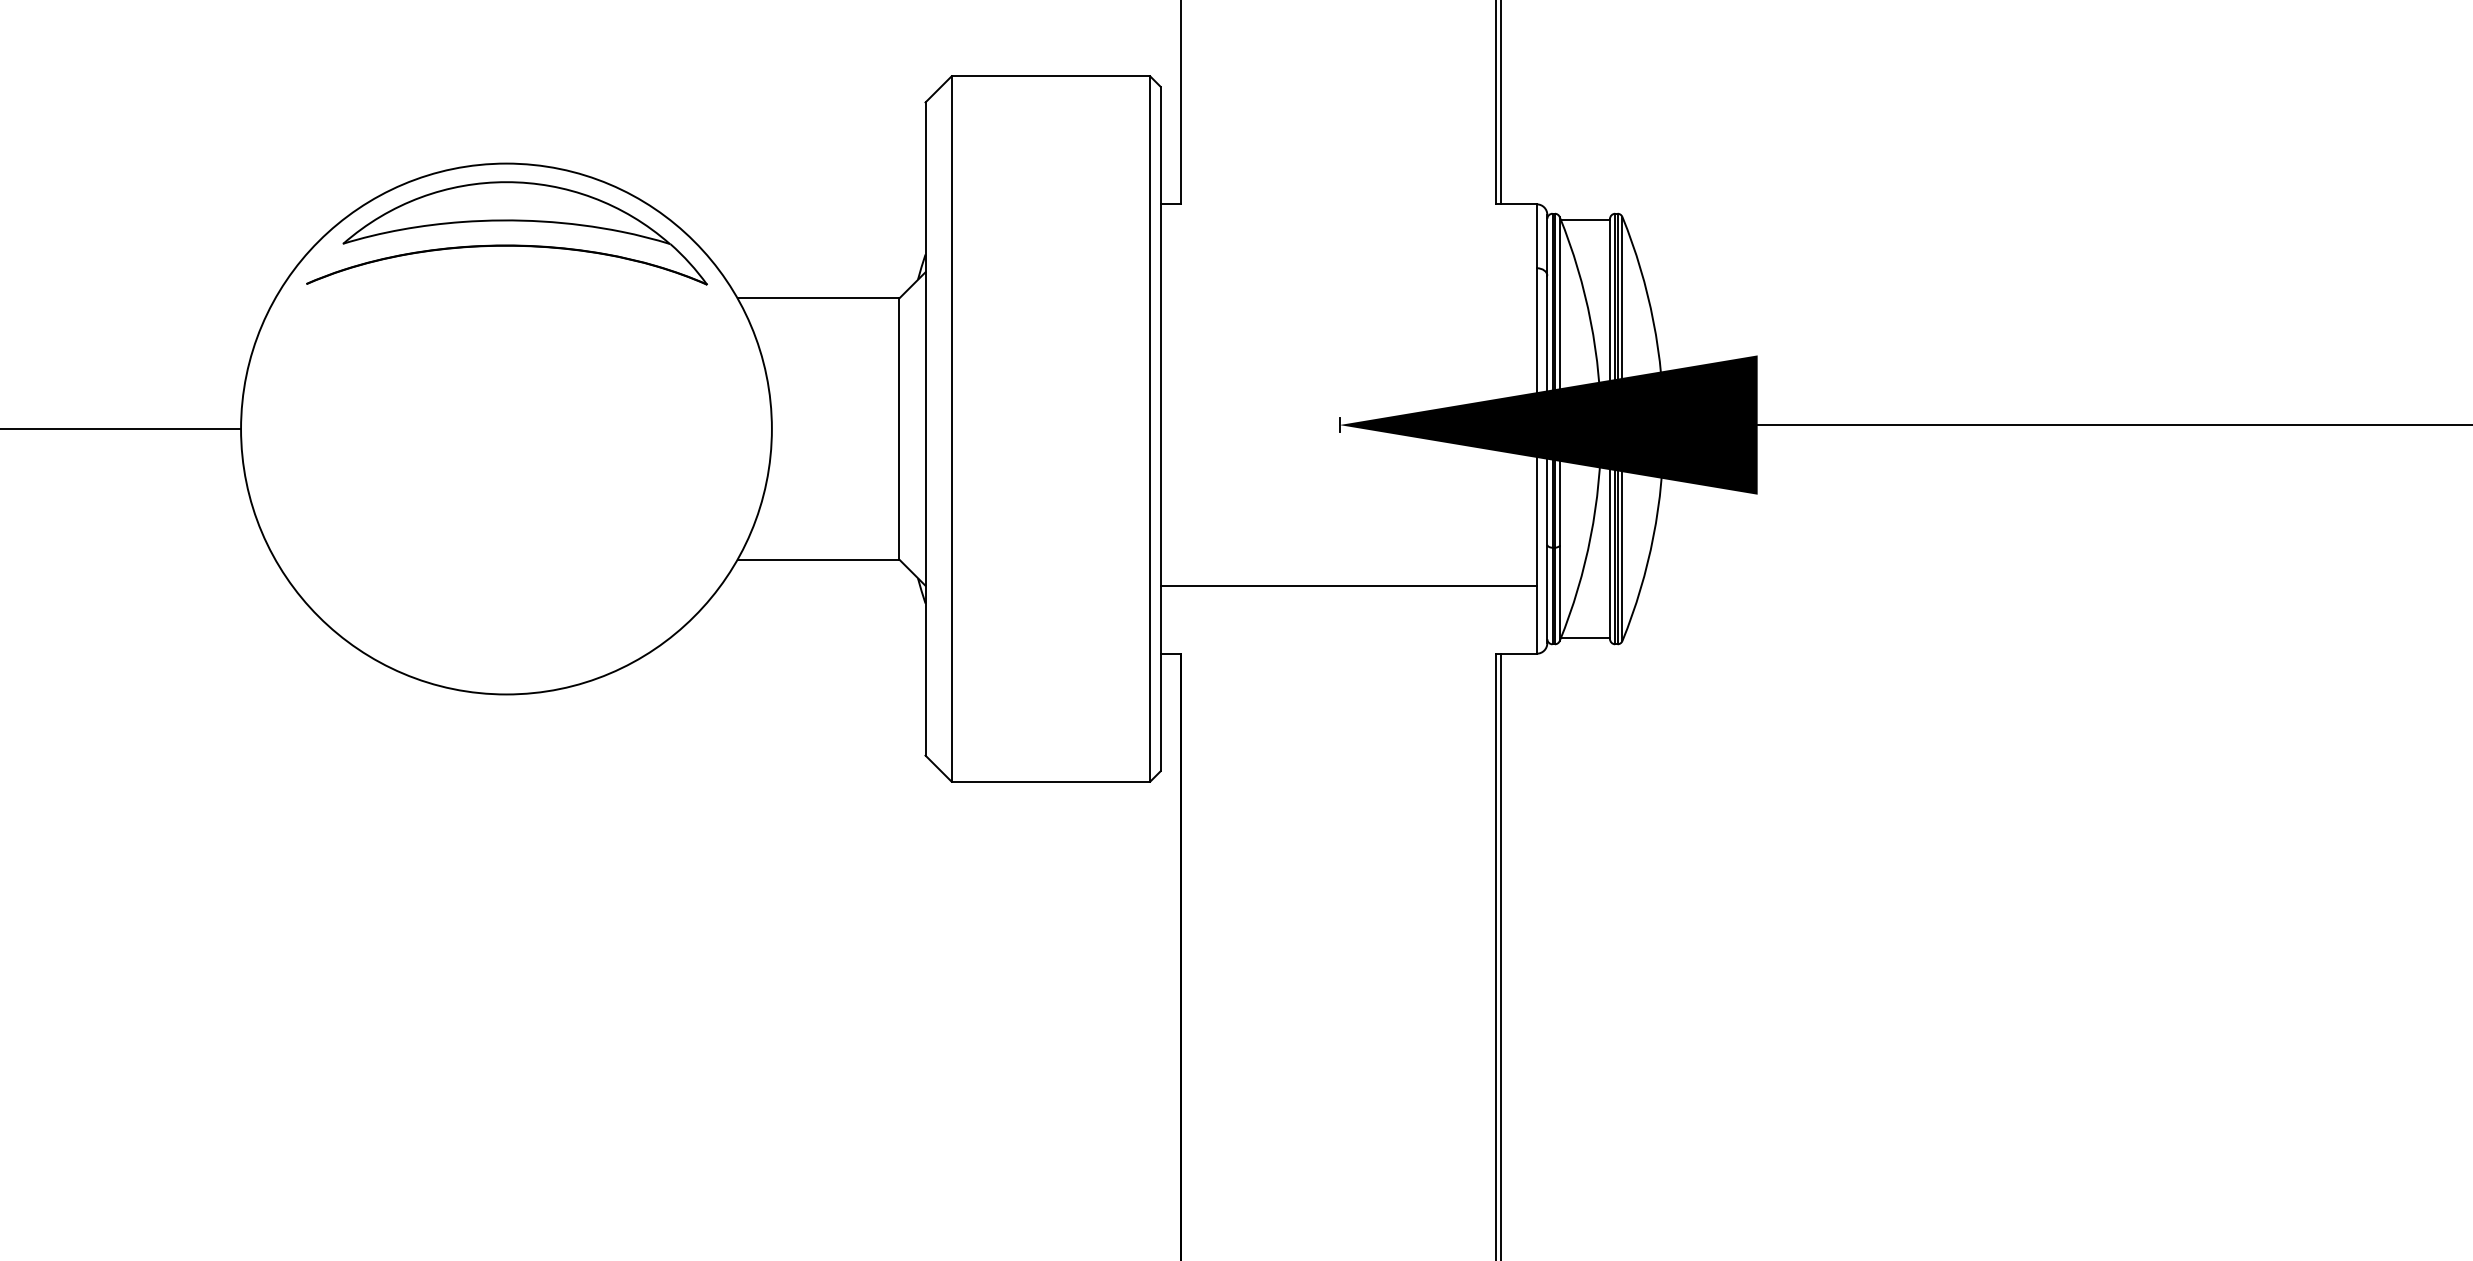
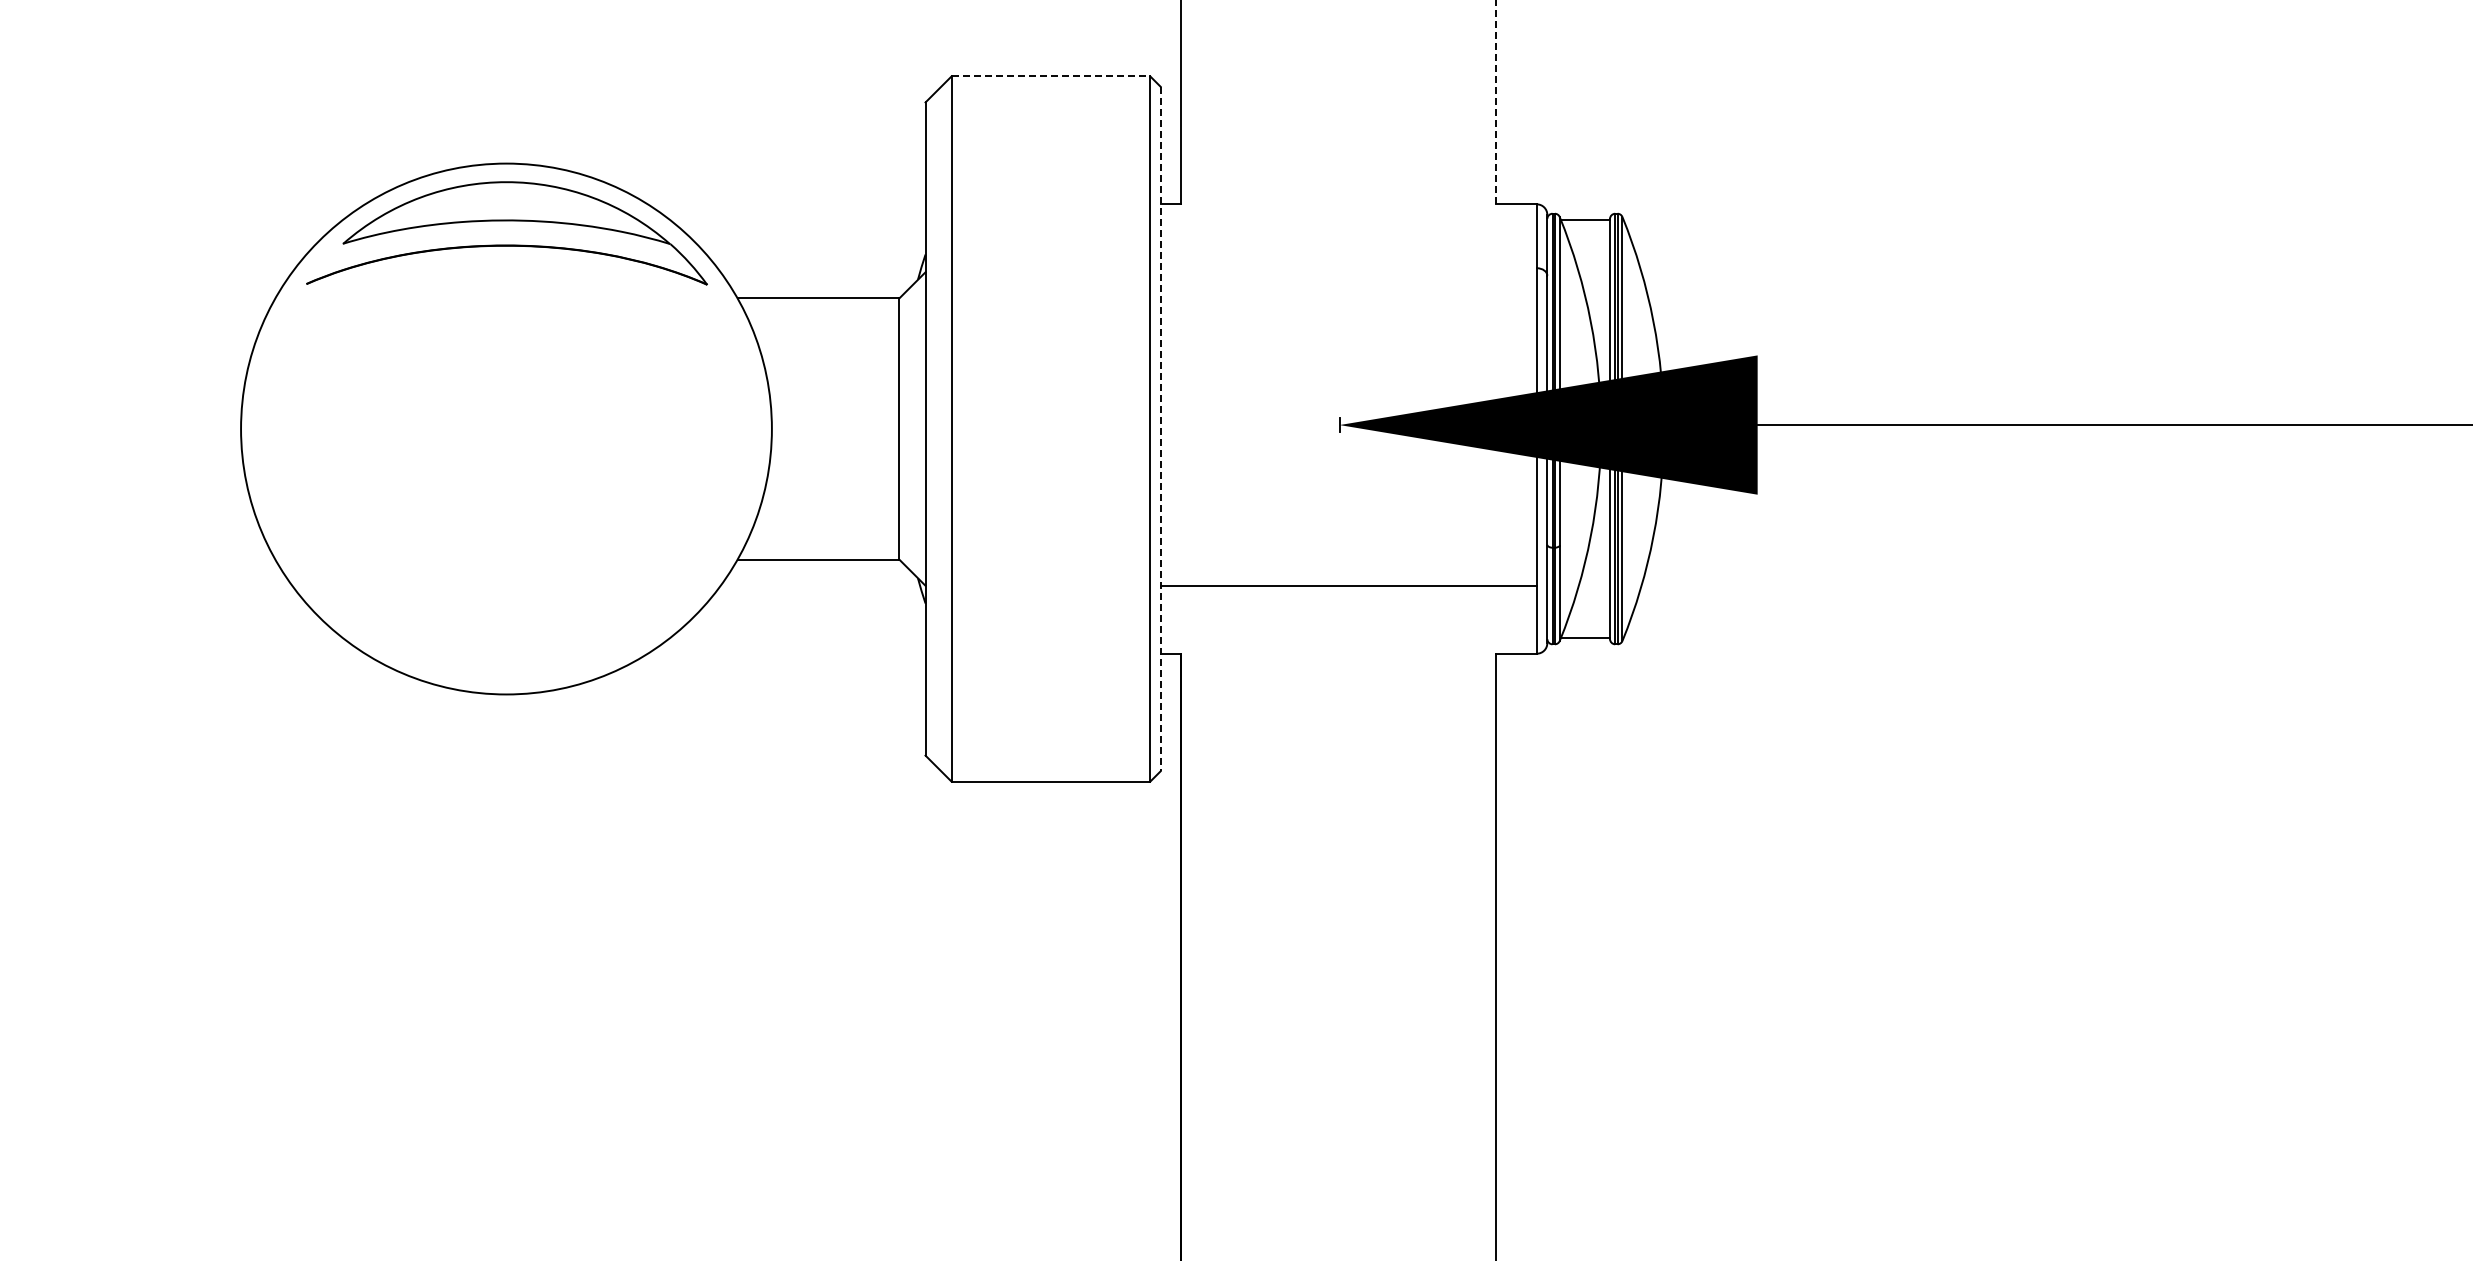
line: solid -> dashed (1051, 76)
line: solid -> dashed (1495, 102)
line: present -> none (1501, 103)
line: present -> none (121, 429)
line: solid -> dashed (1160, 429)
line: present -> none (1501, 955)
